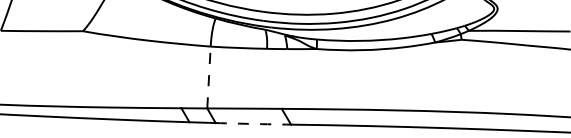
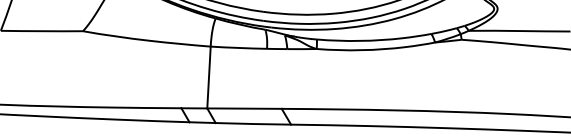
line: dashed -> solid (209, 77)
arc: dashed -> solid (253, 123)
